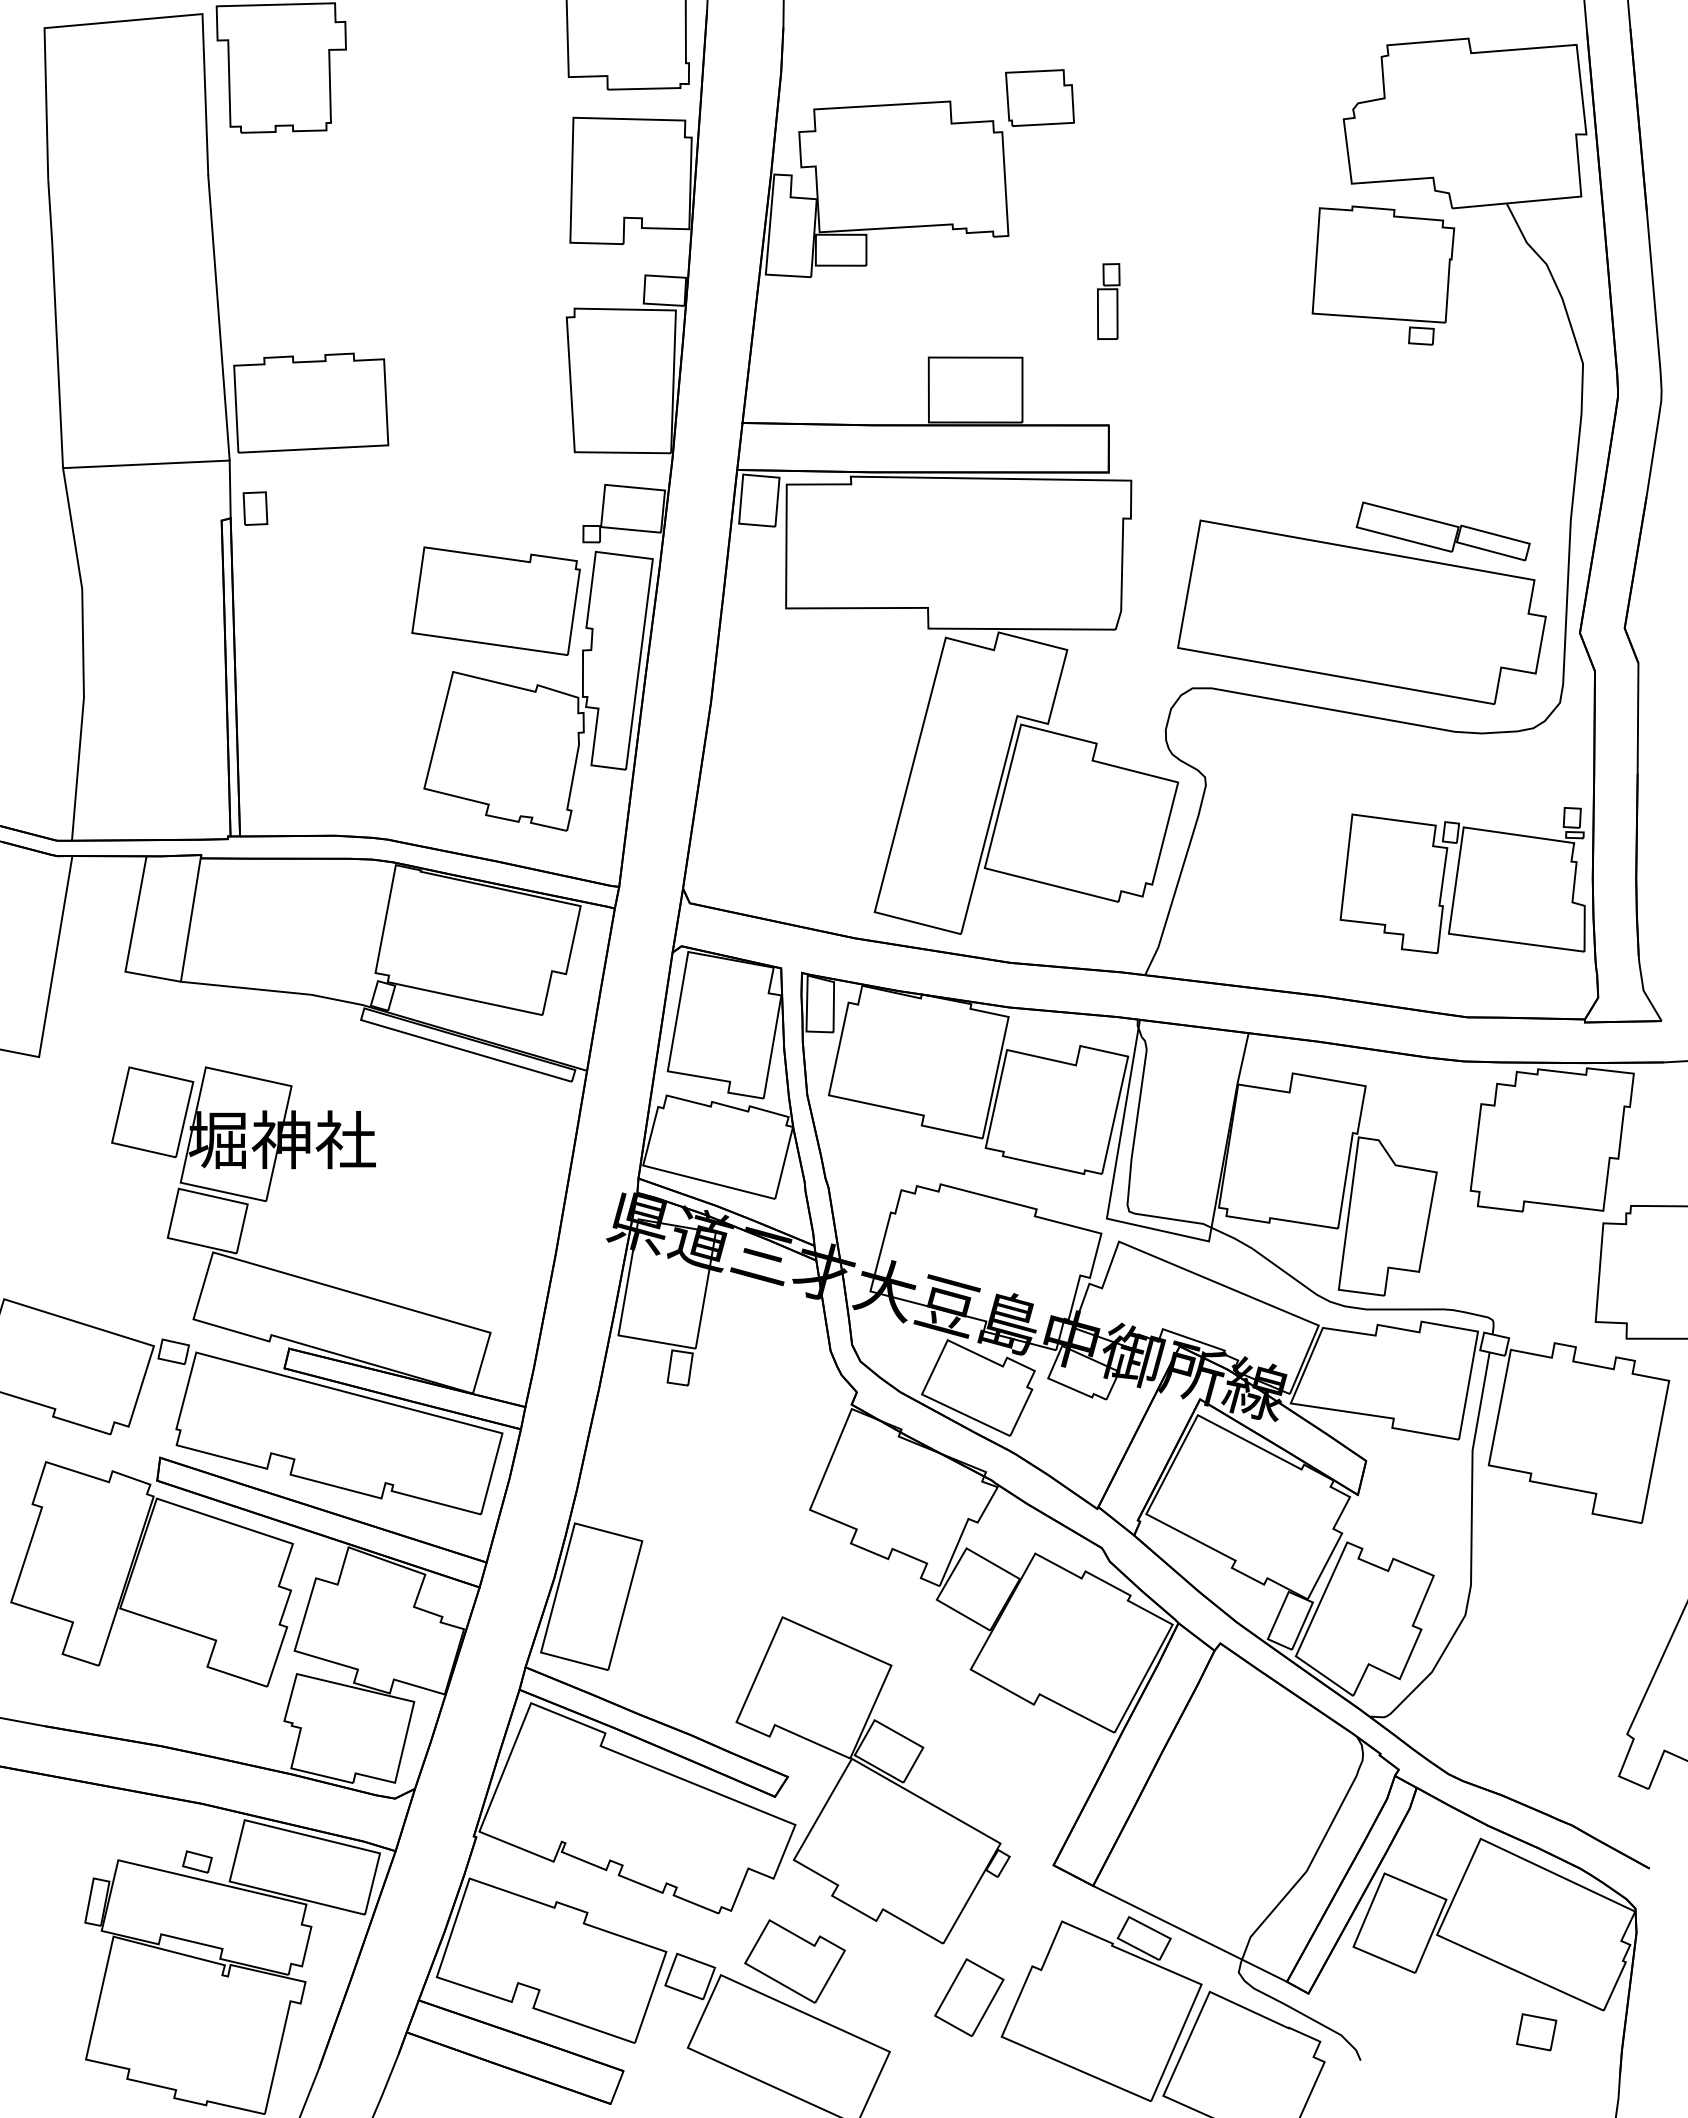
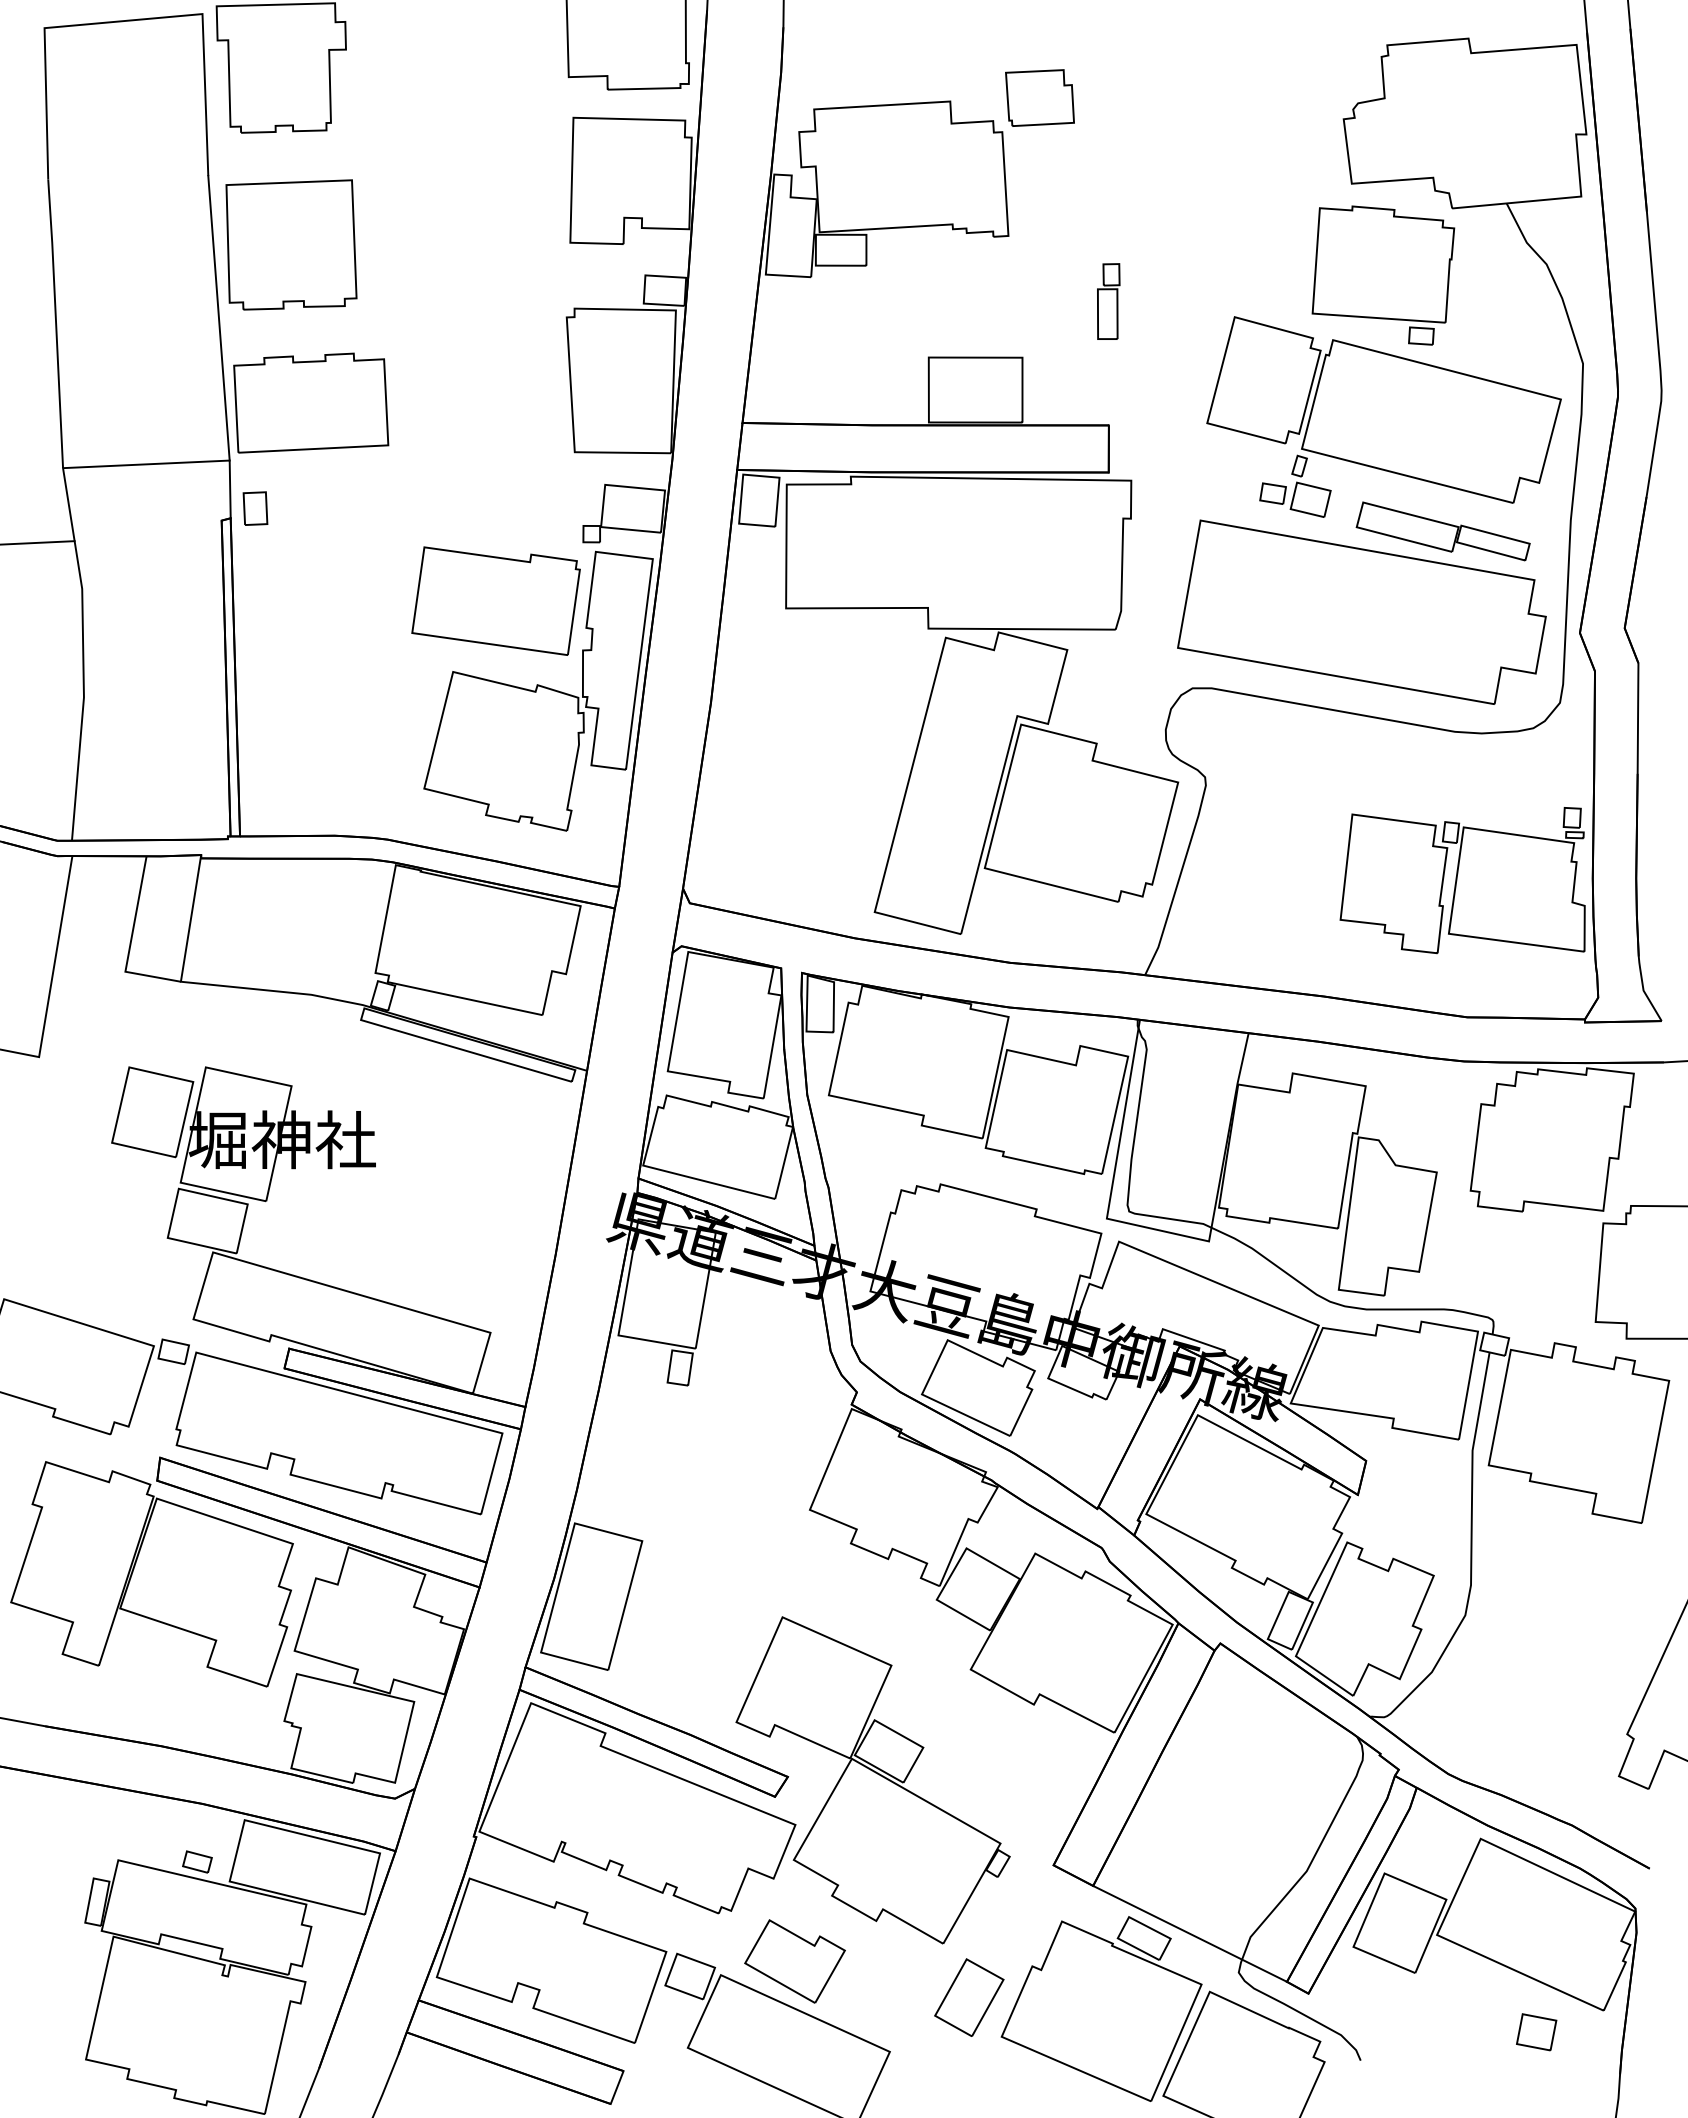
part: none -> present (291, 244)
part: none -> present (1383, 416)
line: none -> present (38, 542)
